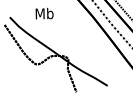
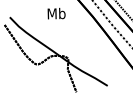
text position: (44, 13) -> (56, 13) (56, 13)
